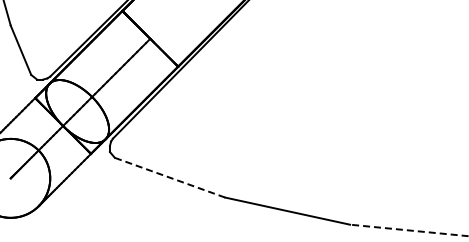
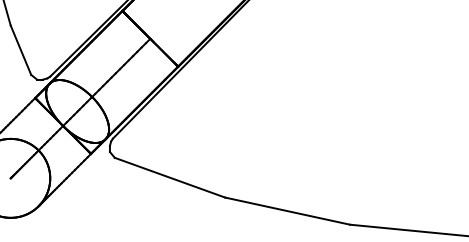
line: dashed -> solid (170, 177)
line: dashed -> solid (409, 230)
